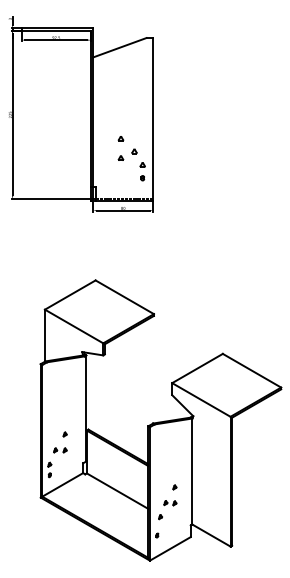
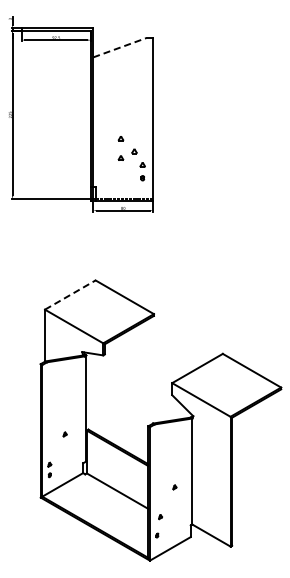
line: solid -> dashed (120, 47)
line: solid -> dashed (70, 294)
part: present -> none (60, 450)
part: present -> none (170, 503)
